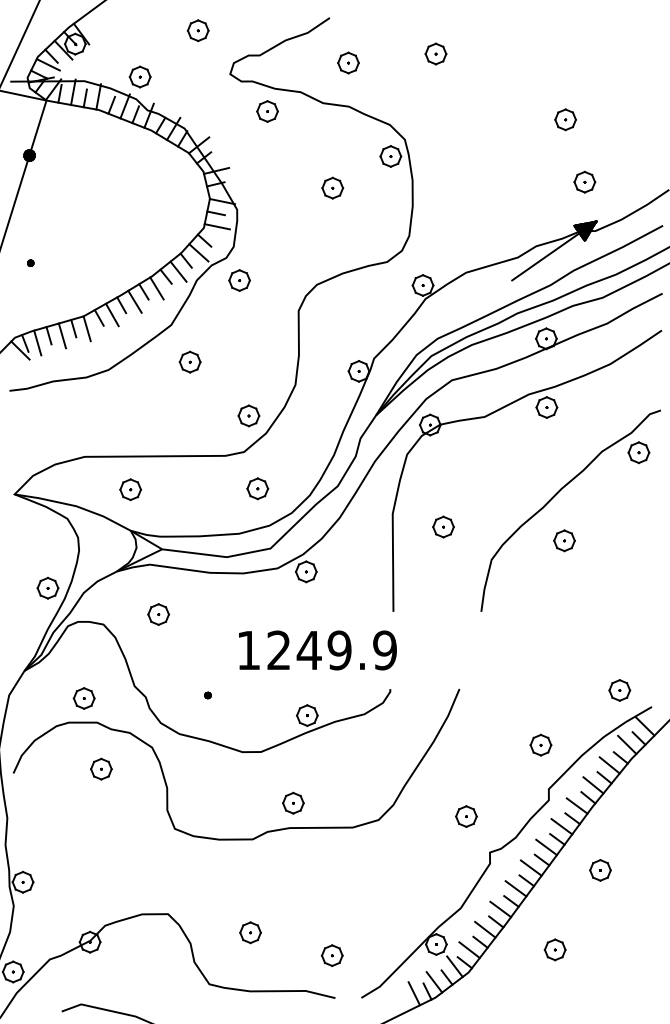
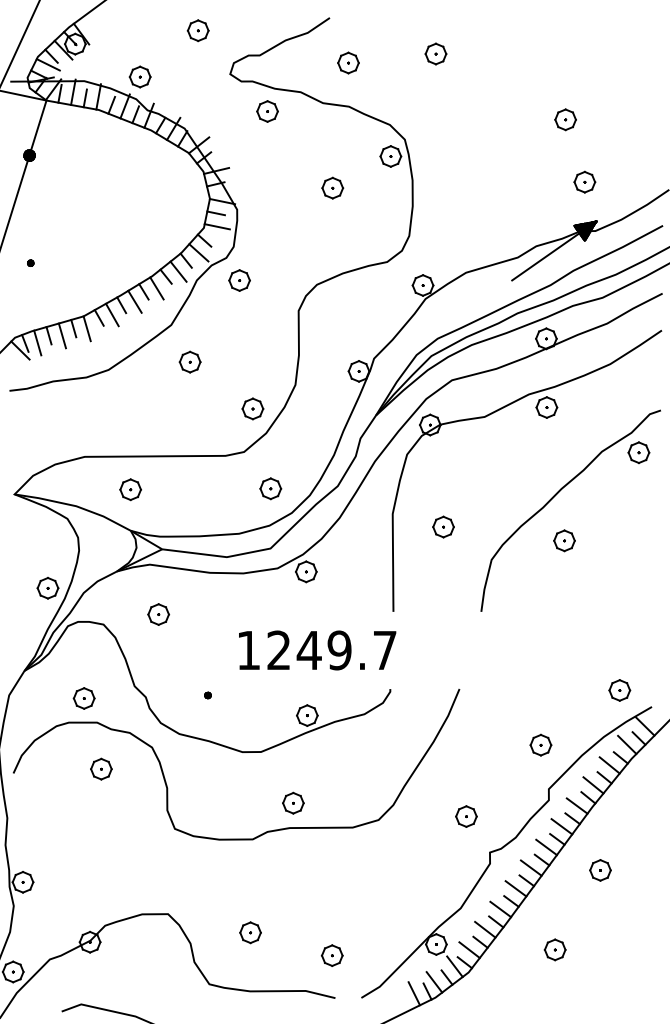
part position: (248, 415) -> (252, 408) (252, 408)
part position: (257, 488) -> (270, 488) (270, 488)
text: 1249.9 -> 1249.7 (384, 650)
